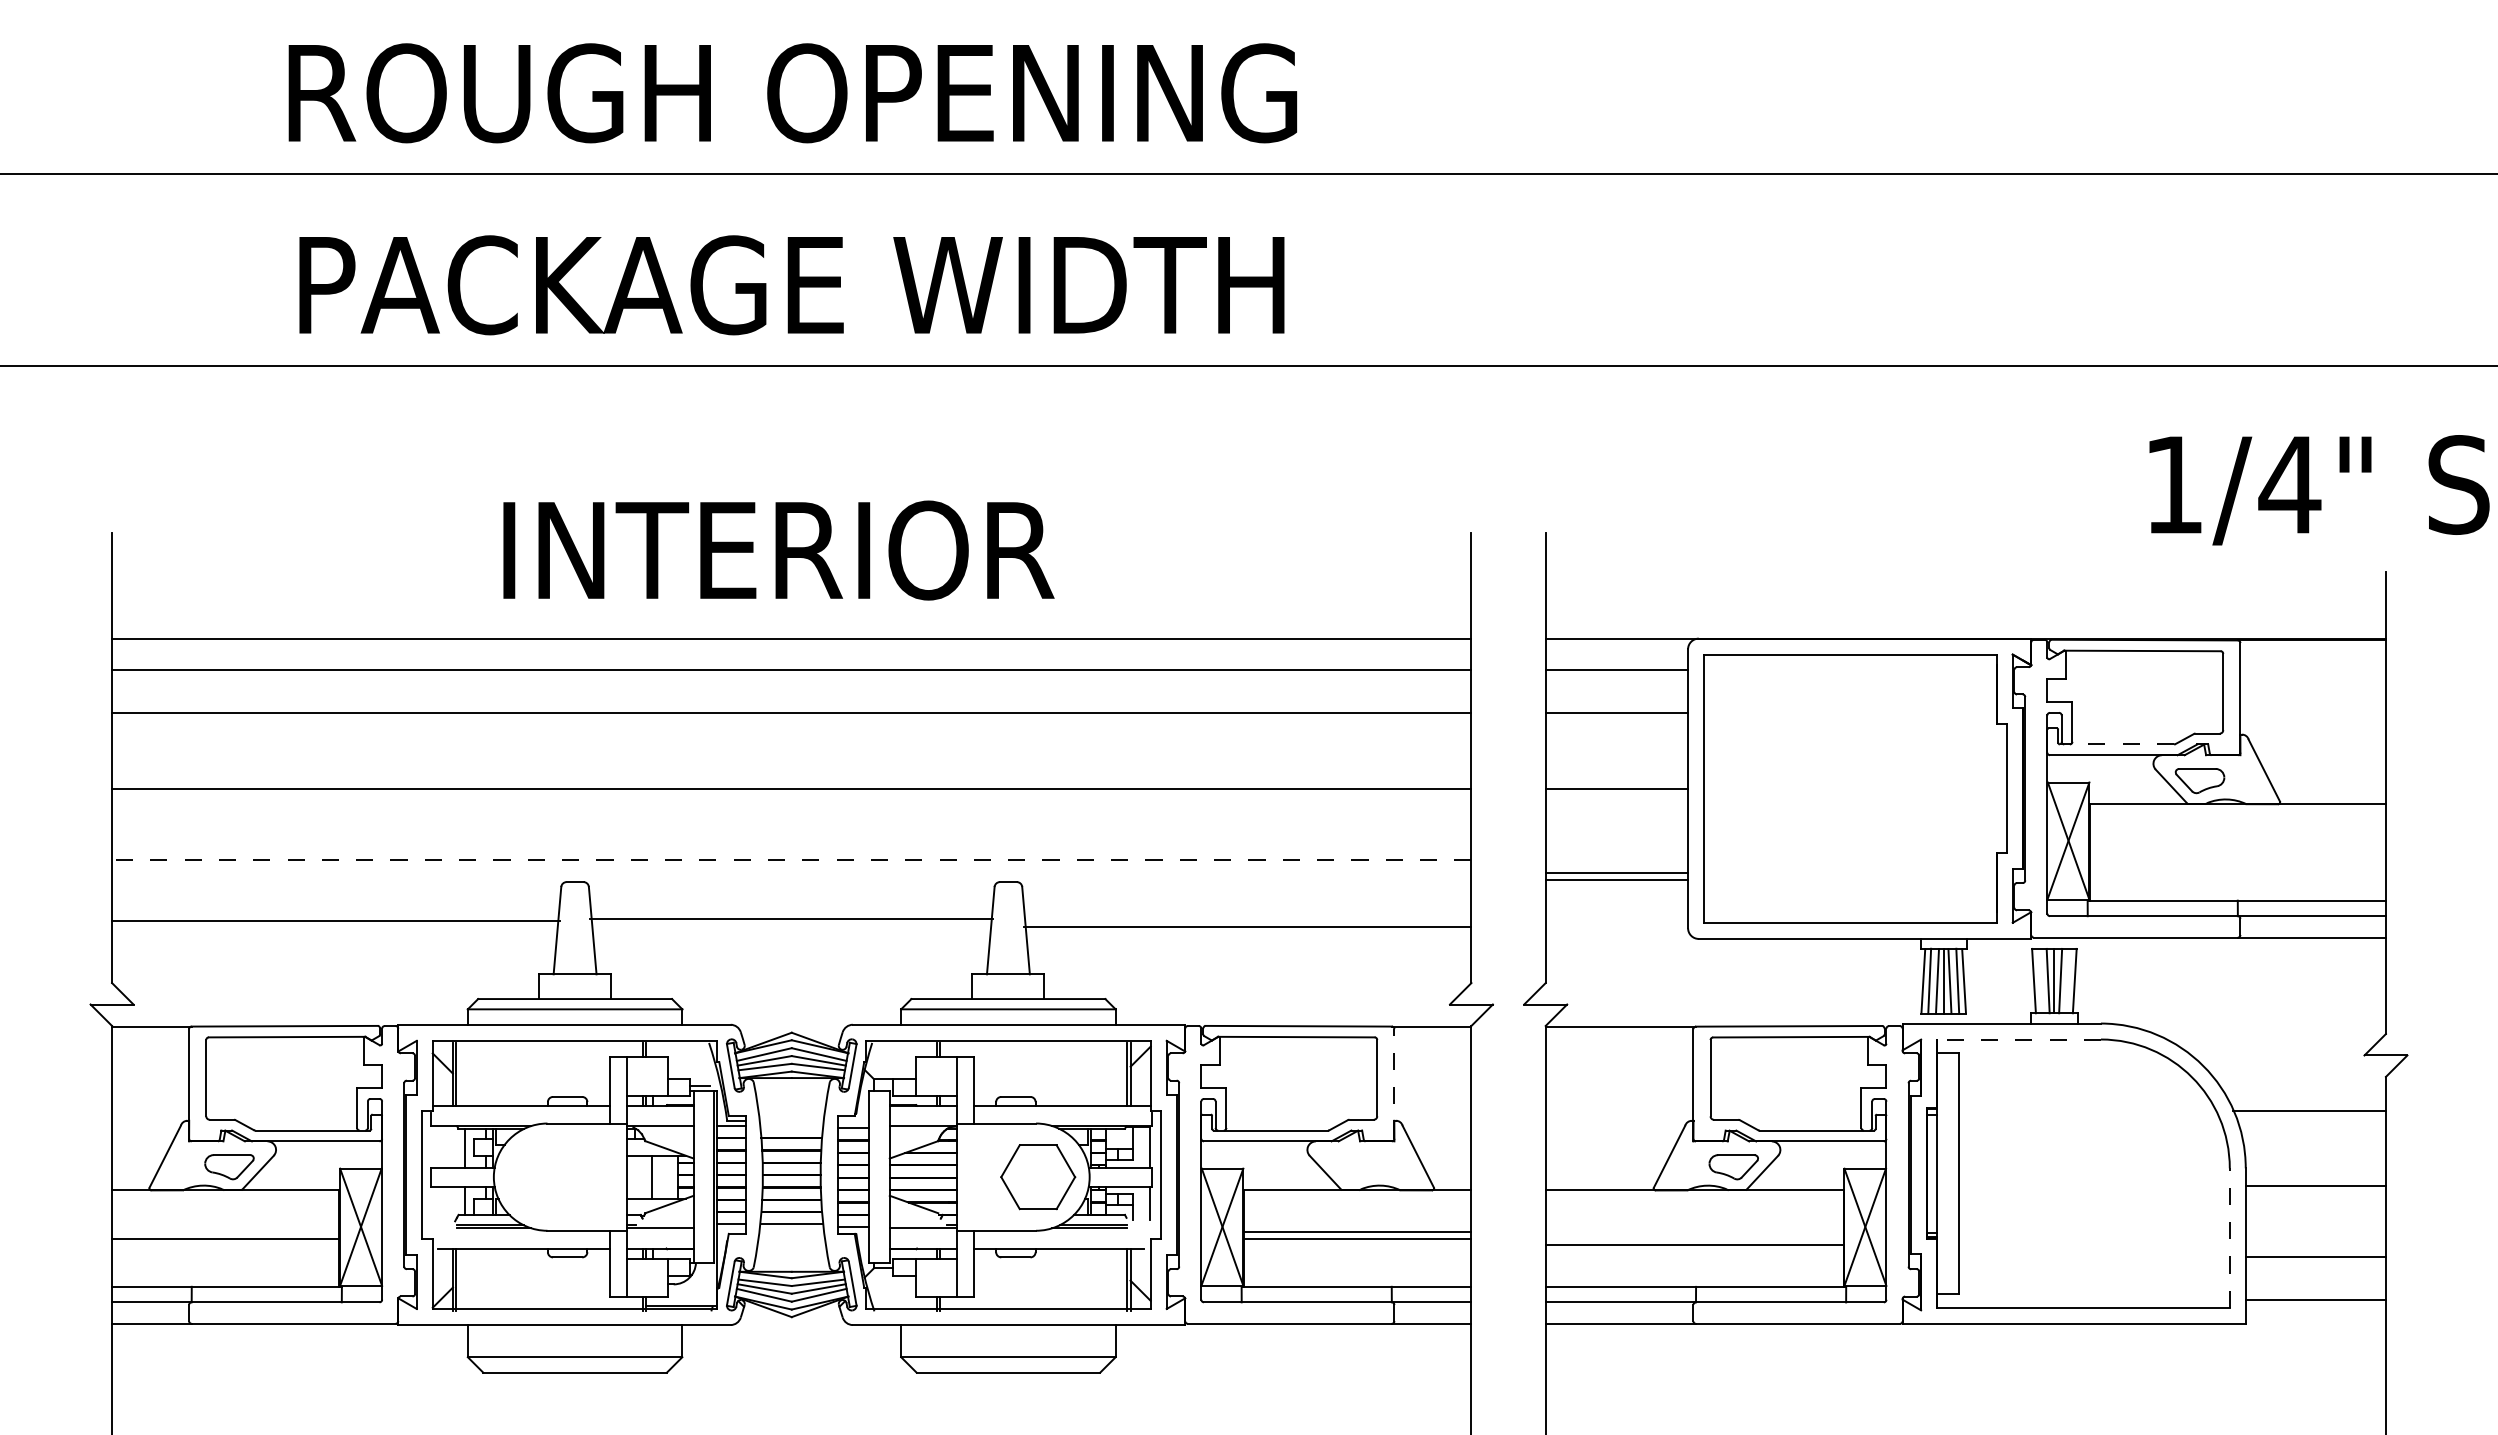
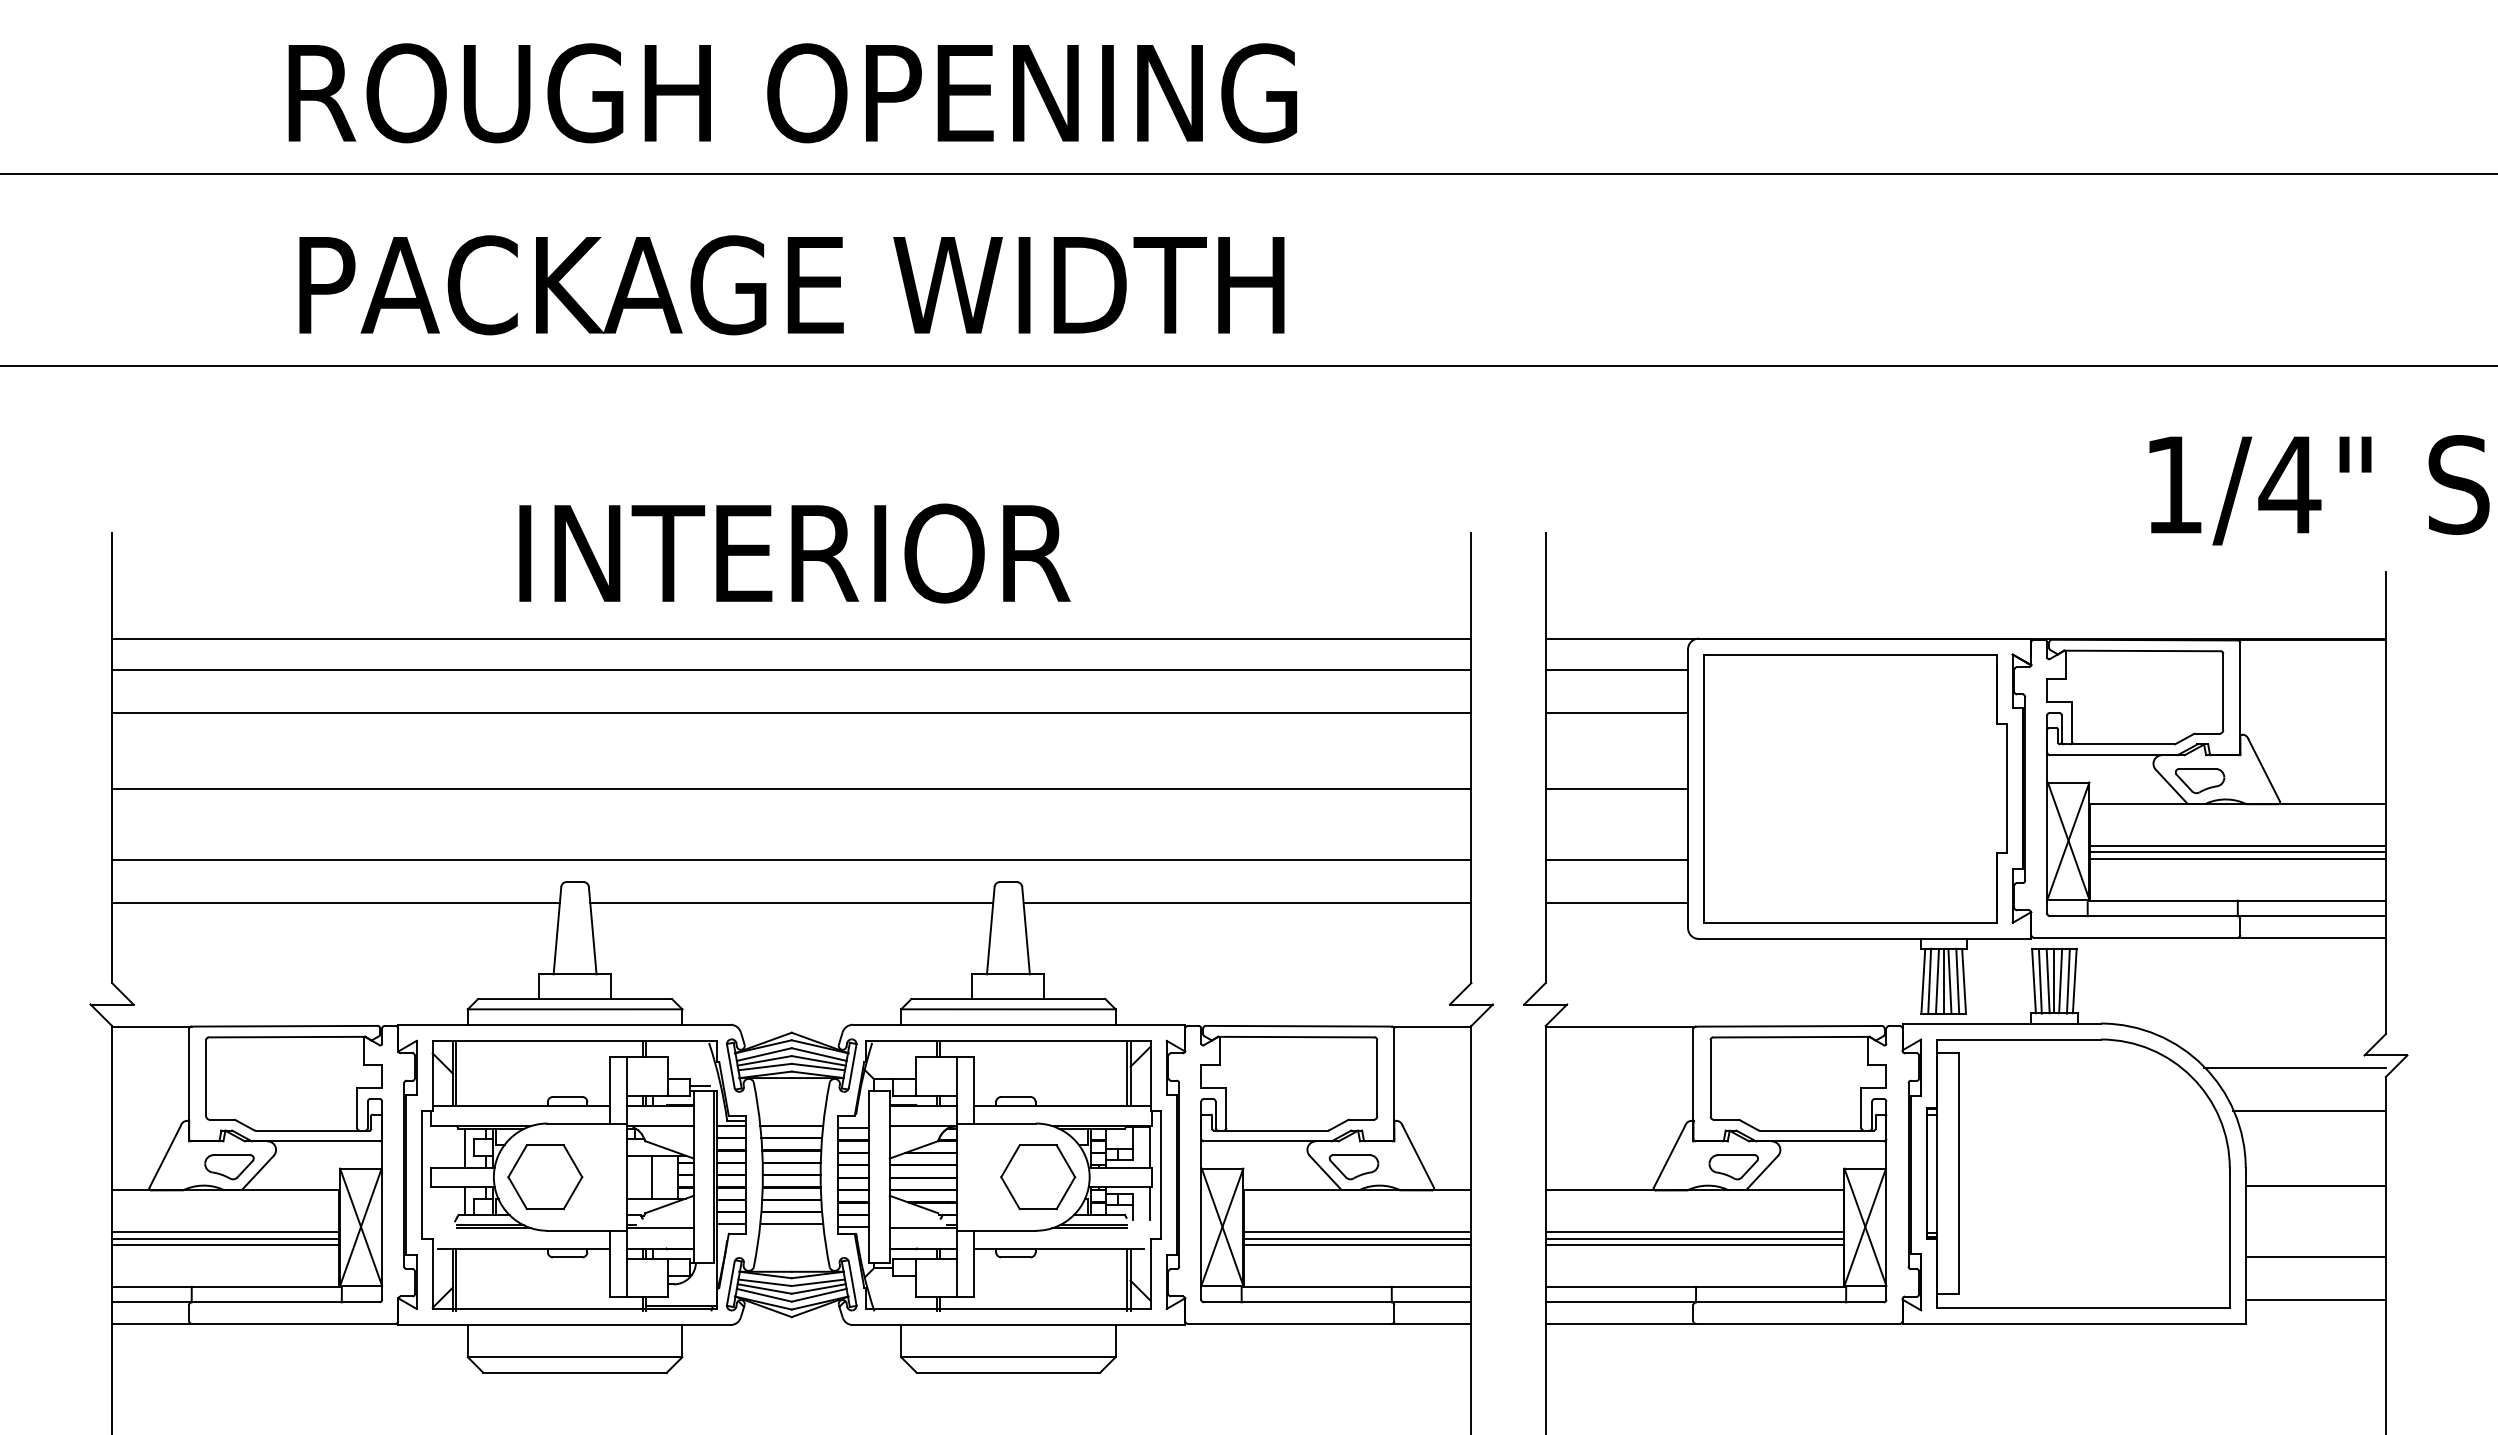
text position: (778, 550) -> (794, 553) (794, 553)
line: dashed -> solid (2116, 744)
line: none -> present (2237, 845)
line: none -> present (2237, 852)
line: dashed -> solid (791, 859)
line: none -> present (2237, 859)
line position: (1616, 872) -> (1616, 902) (1616, 902)
line position: (1616, 879) -> (1616, 859) (1616, 859)
line position: (791, 918) -> (791, 902) (791, 902)
line position: (335, 920) -> (335, 902) (335, 902)
line position: (1247, 926) -> (1247, 902) (1247, 902)
line: none -> present (2039, 980)
line: none -> present (2067, 980)
line: dashed -> solid (2019, 1039)
line: none -> present (2294, 1067)
line: dashed -> solid (1394, 1083)
line: none -> present (791, 1125)
part: none -> present (1353, 1167)
part: none -> present (545, 1177)
line: none -> present (225, 1232)
line: none -> present (1694, 1232)
line: none -> present (1694, 1238)
line: dashed -> solid (2229, 1238)
line: none -> present (225, 1245)
line: none -> present (1357, 1245)
